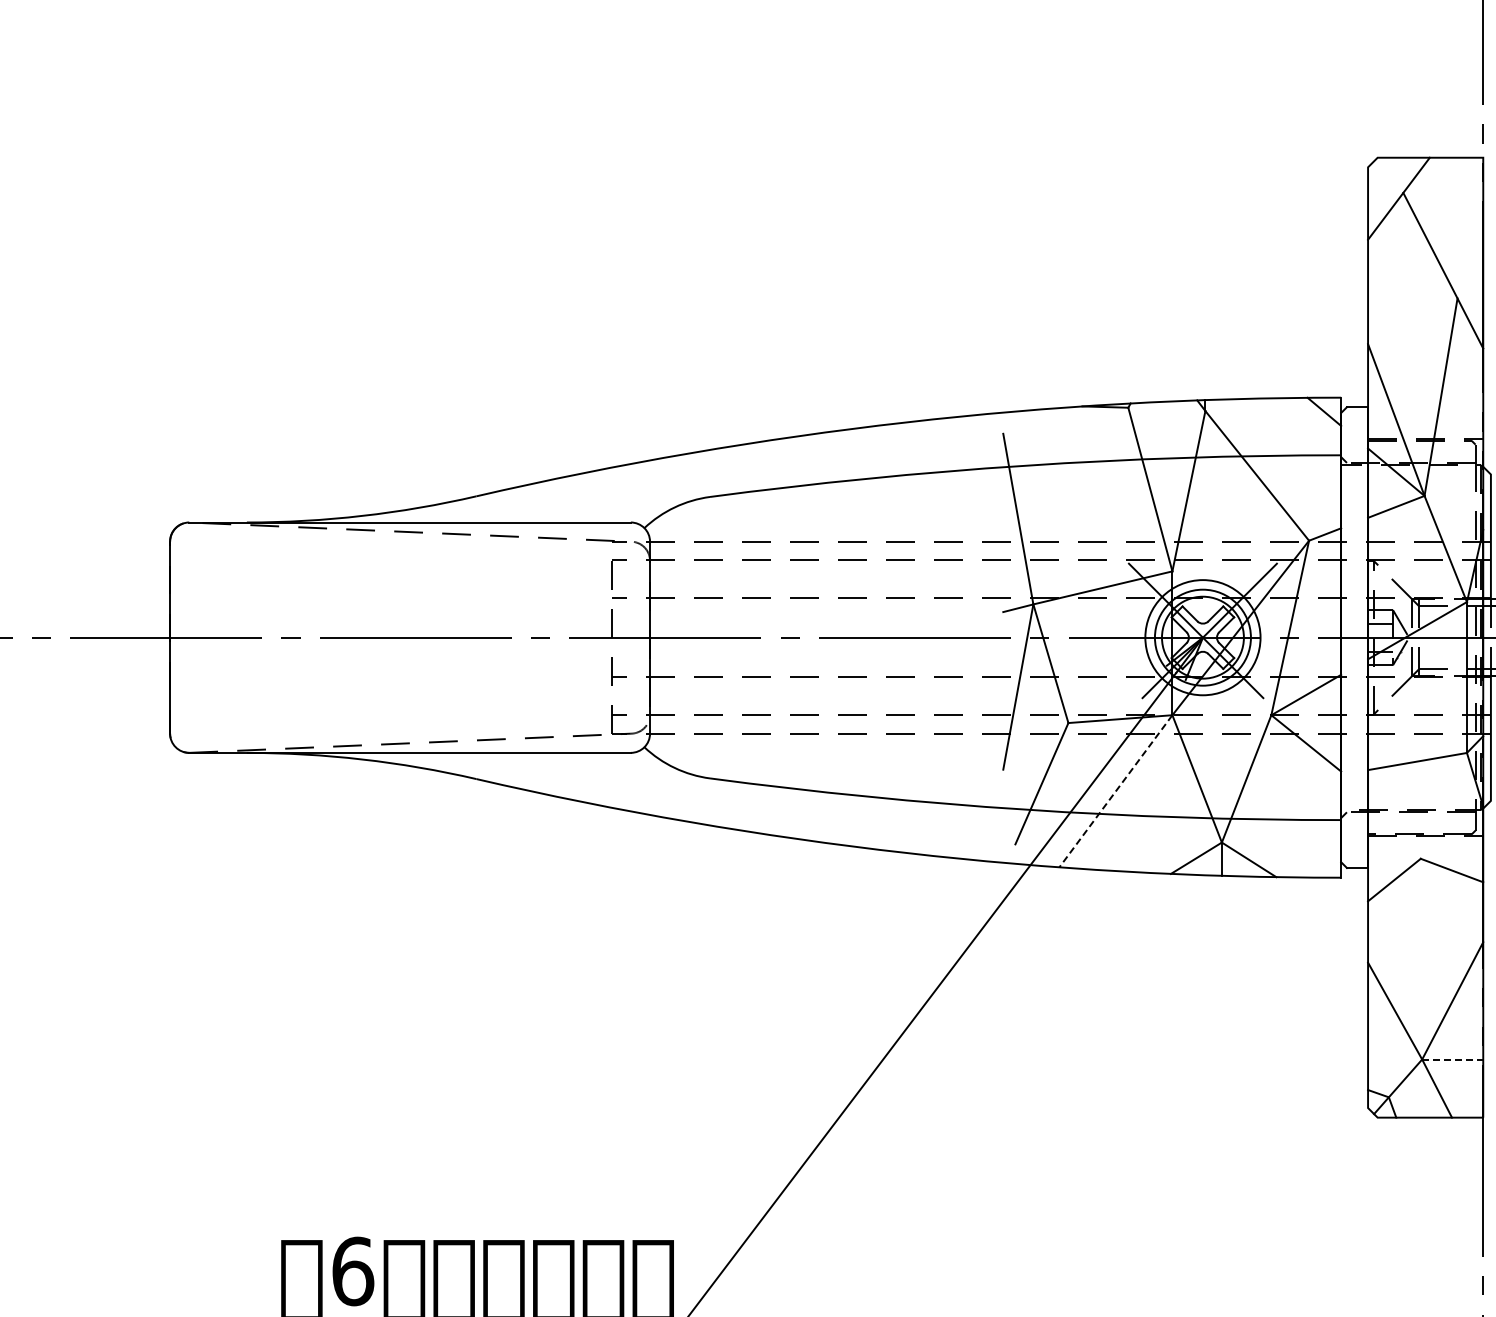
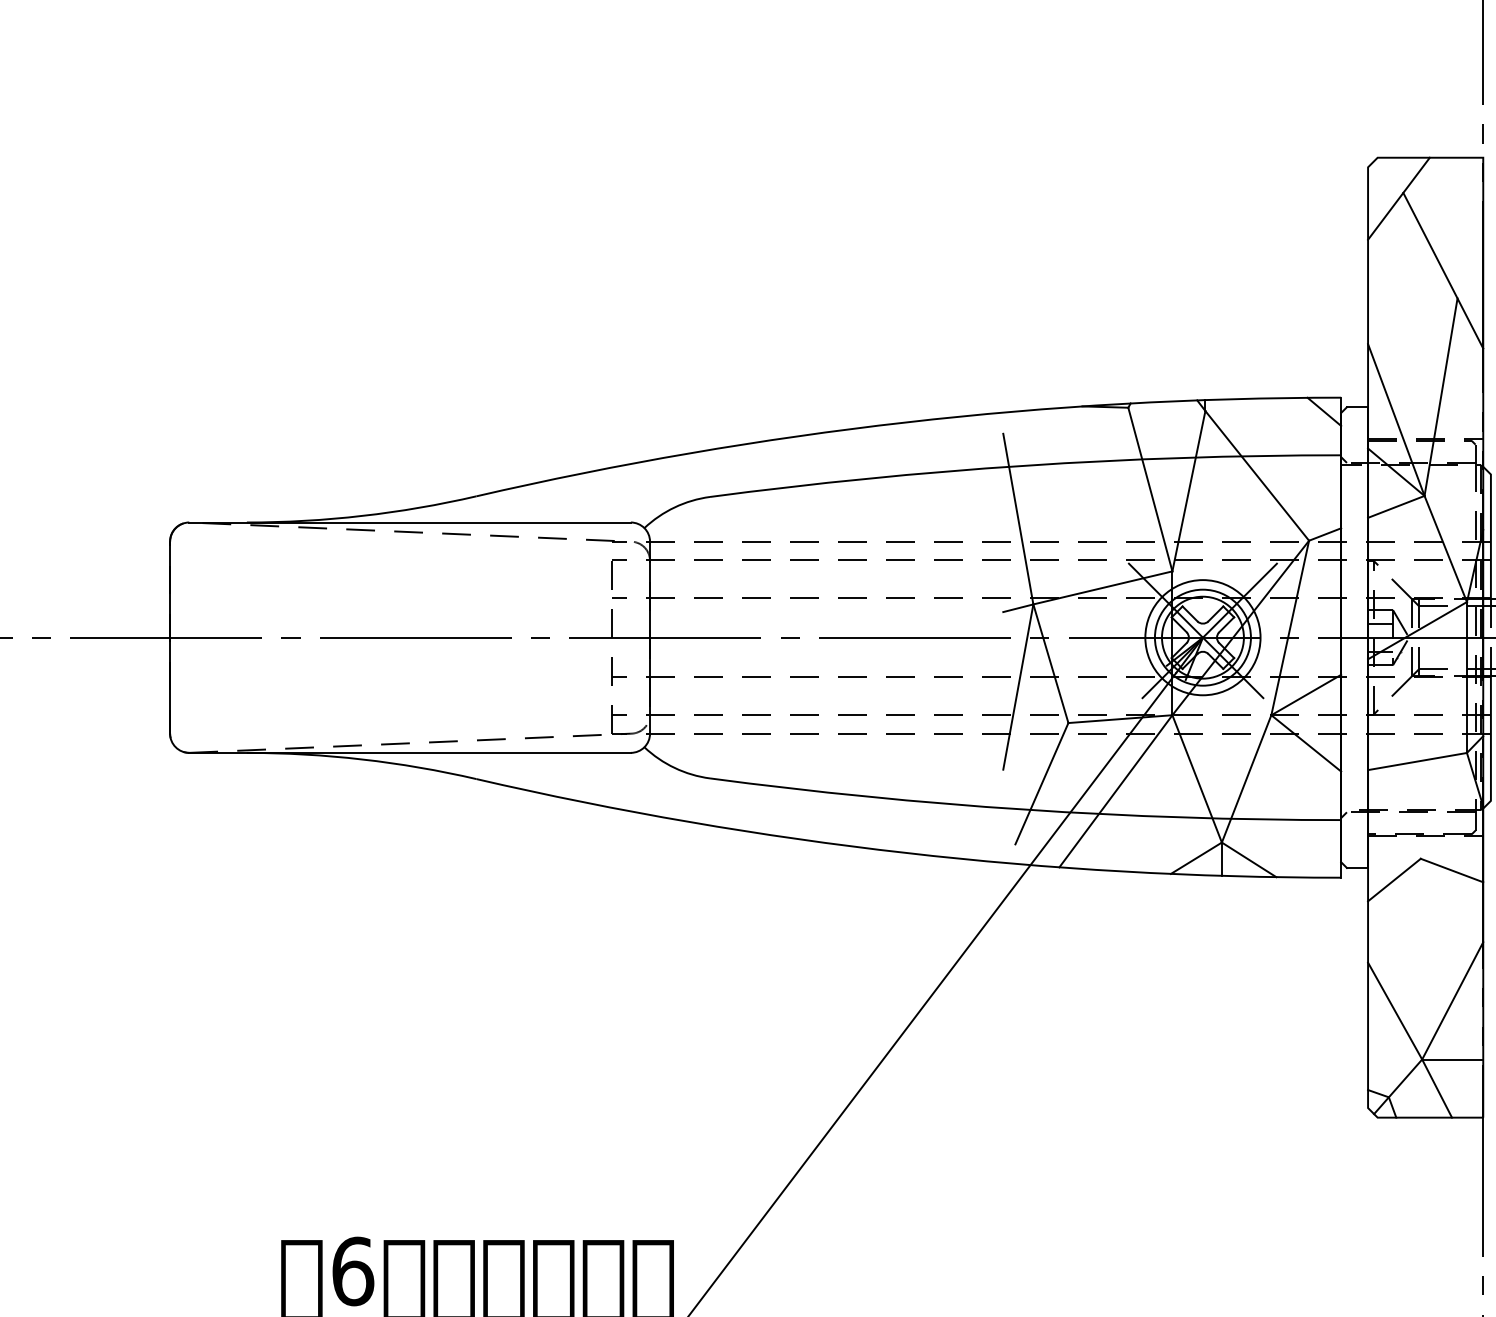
line: dashed -> solid (1115, 791)
line: dashed -> solid (1452, 1059)
